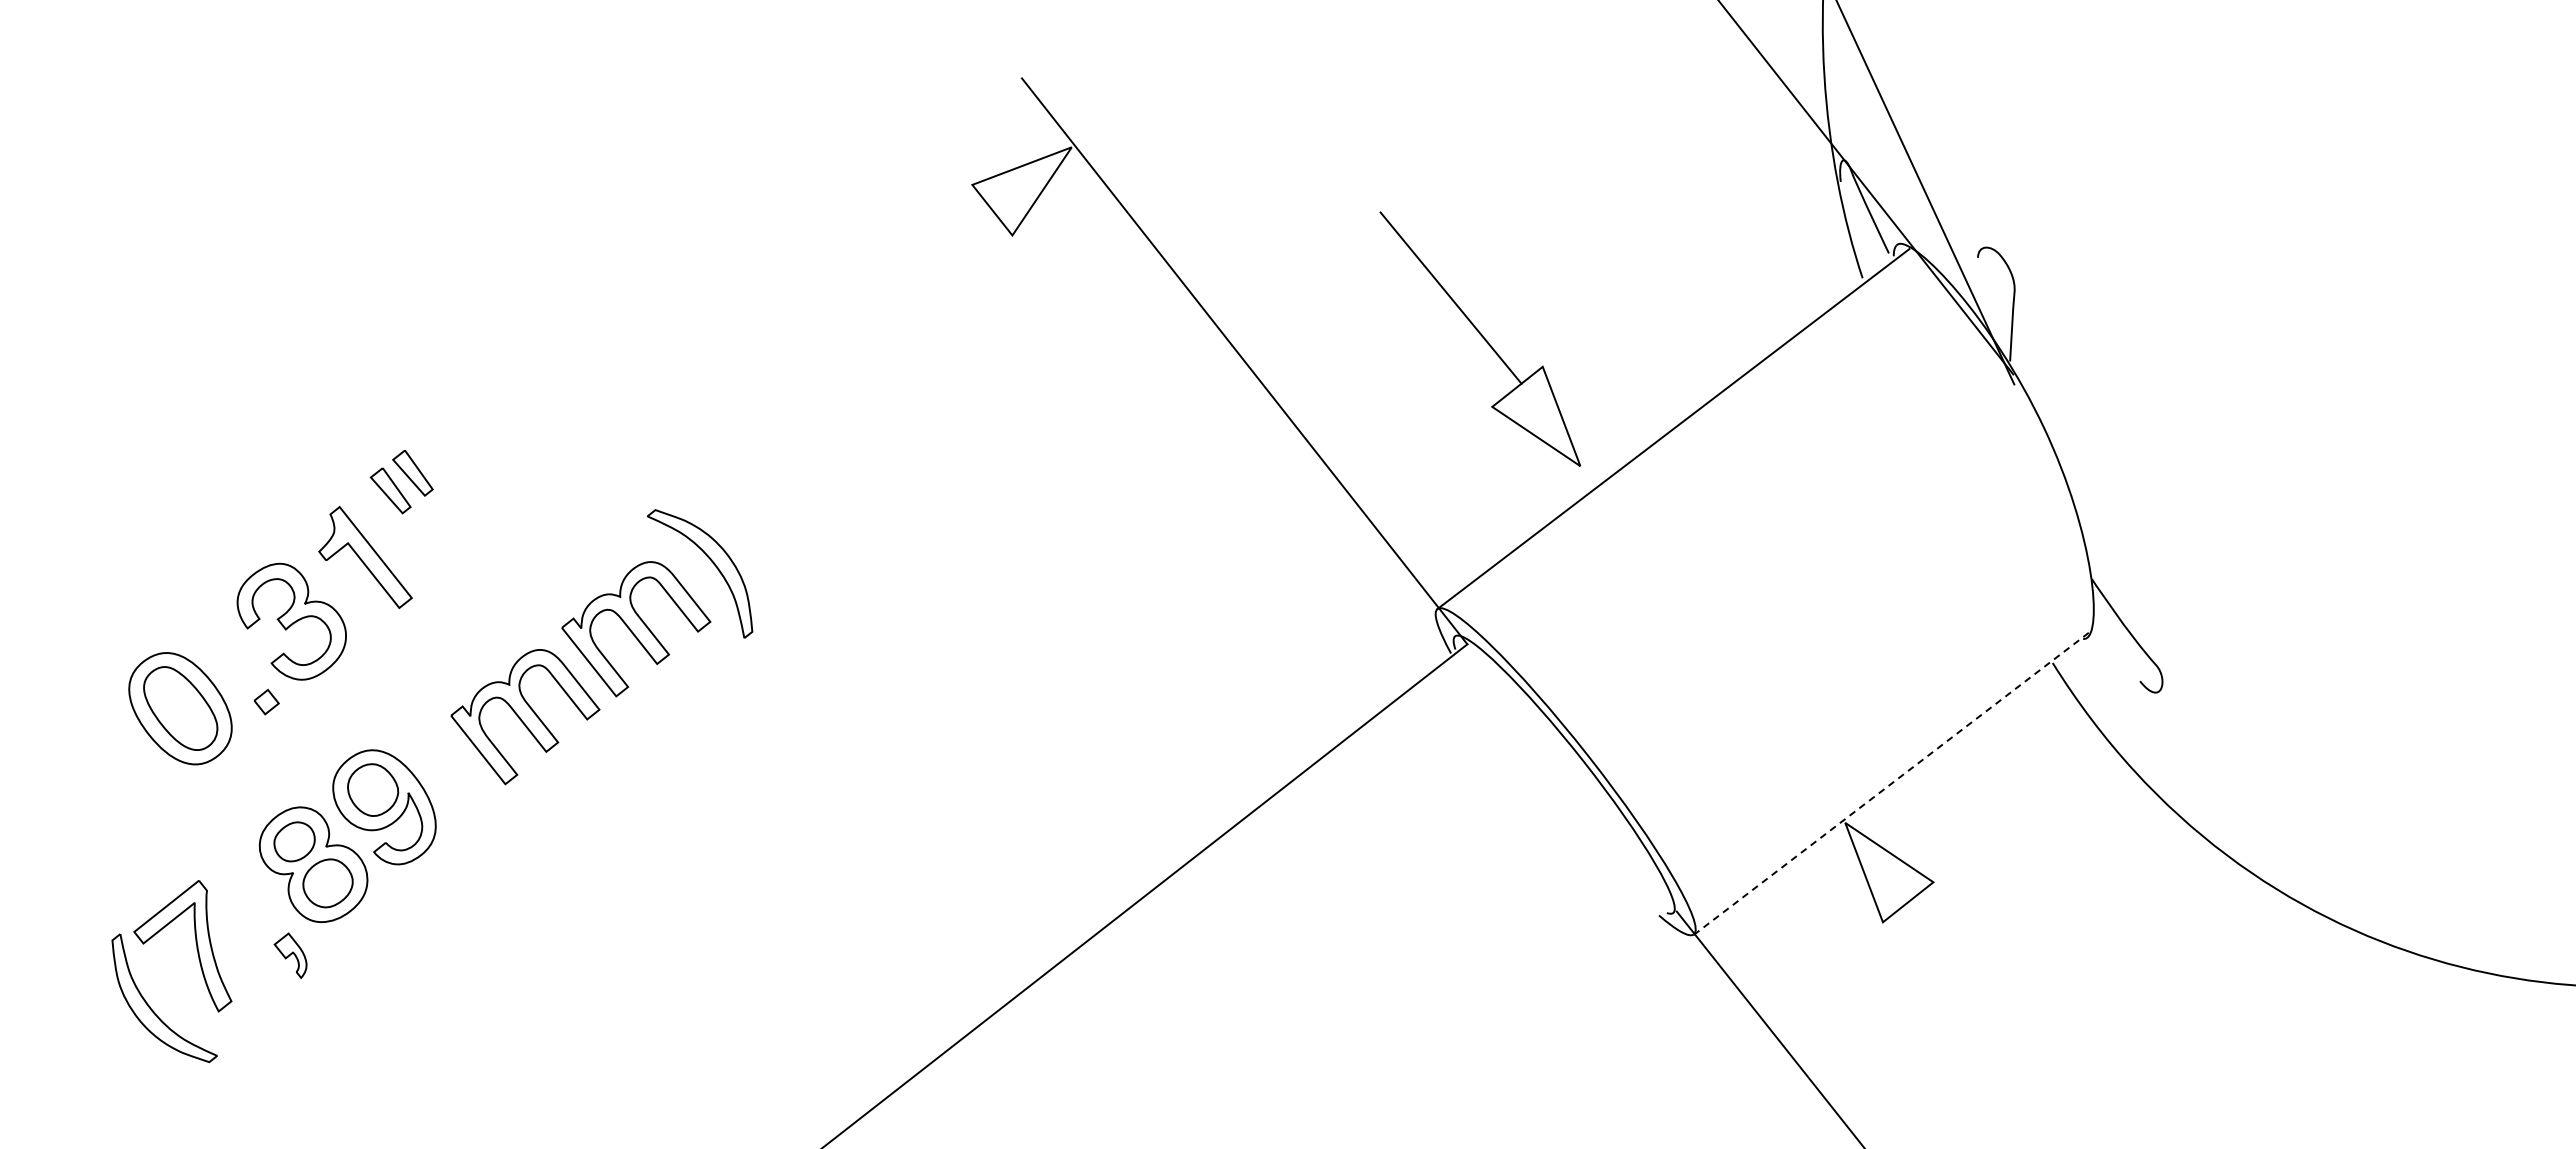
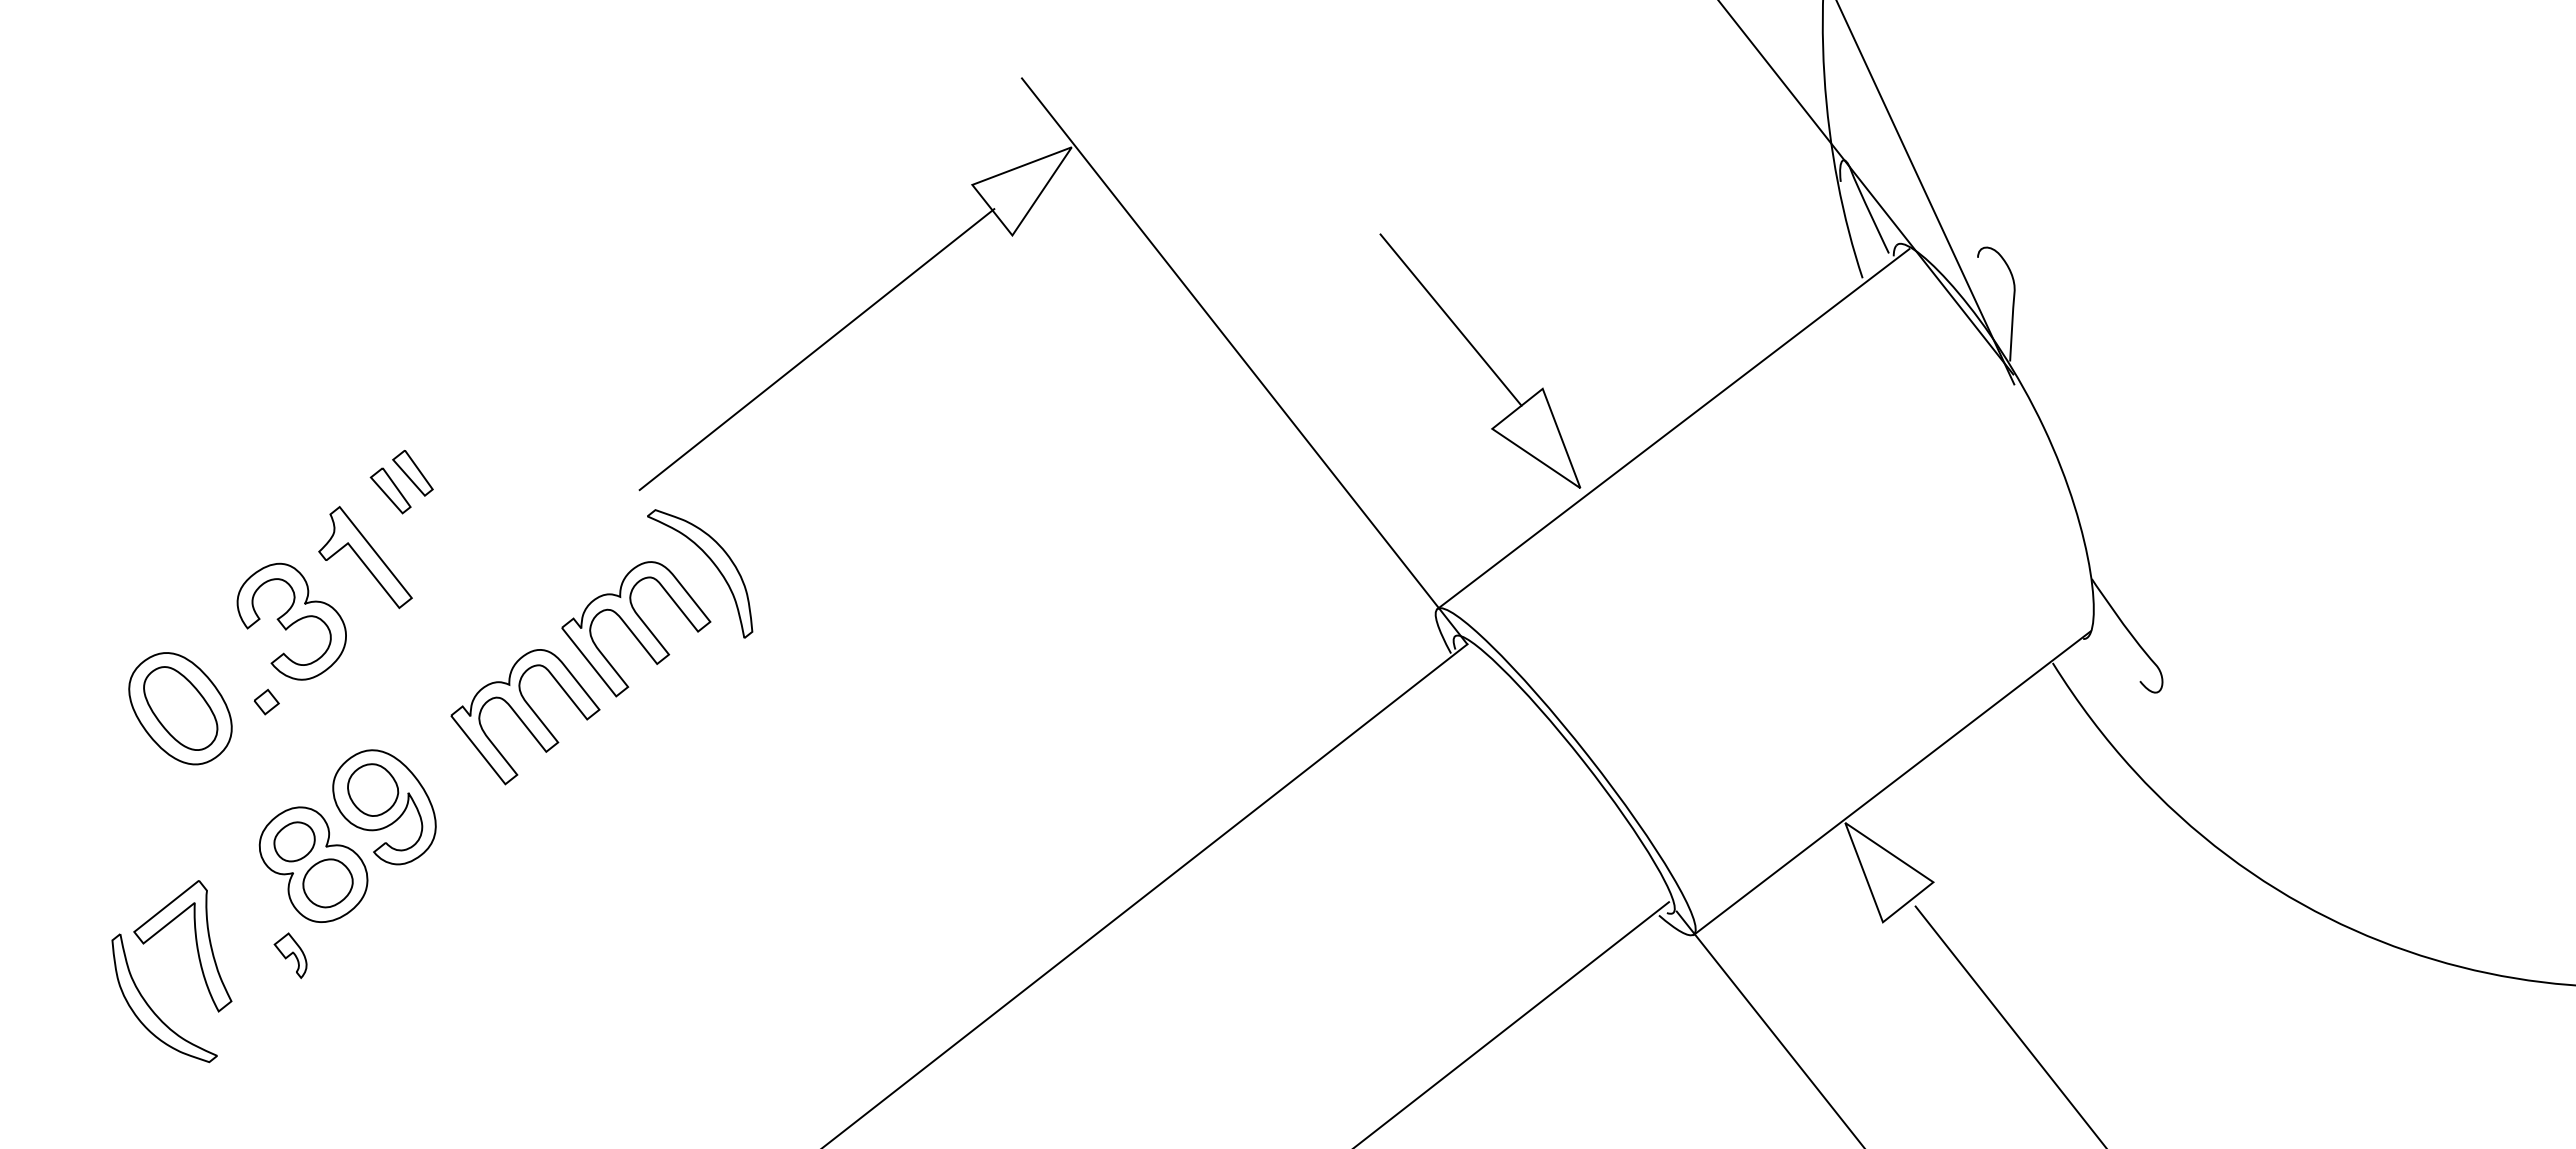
part position: (1480, 338) -> (1480, 360) (1480, 360)
line: none -> present (816, 349)
line: dashed -> solid (1892, 783)
line: none -> present (1512, 1023)
line: none -> present (2009, 1025)
